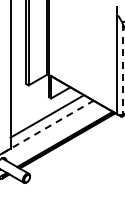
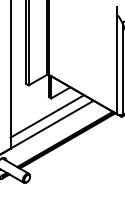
line: dashed -> solid (122, 70)
line: dashed -> solid (47, 127)
